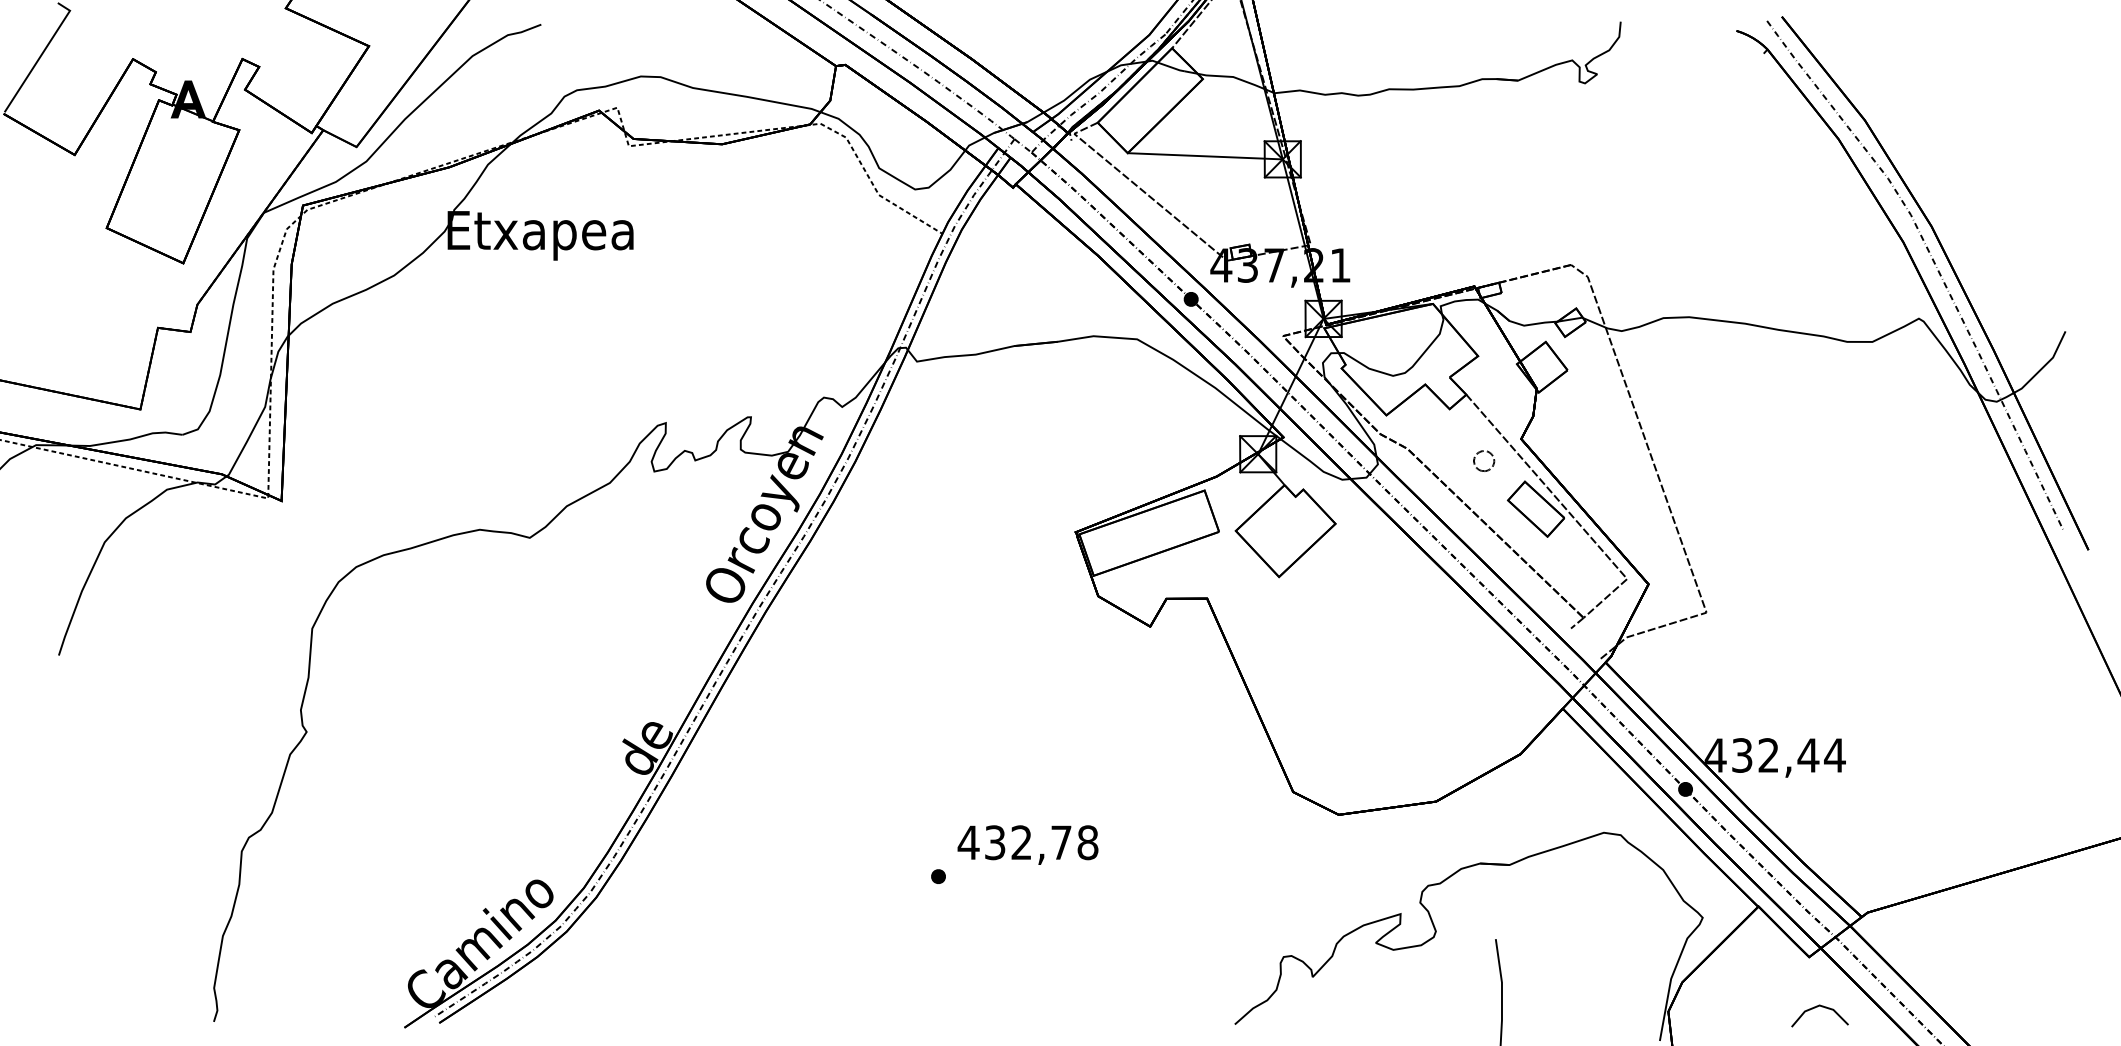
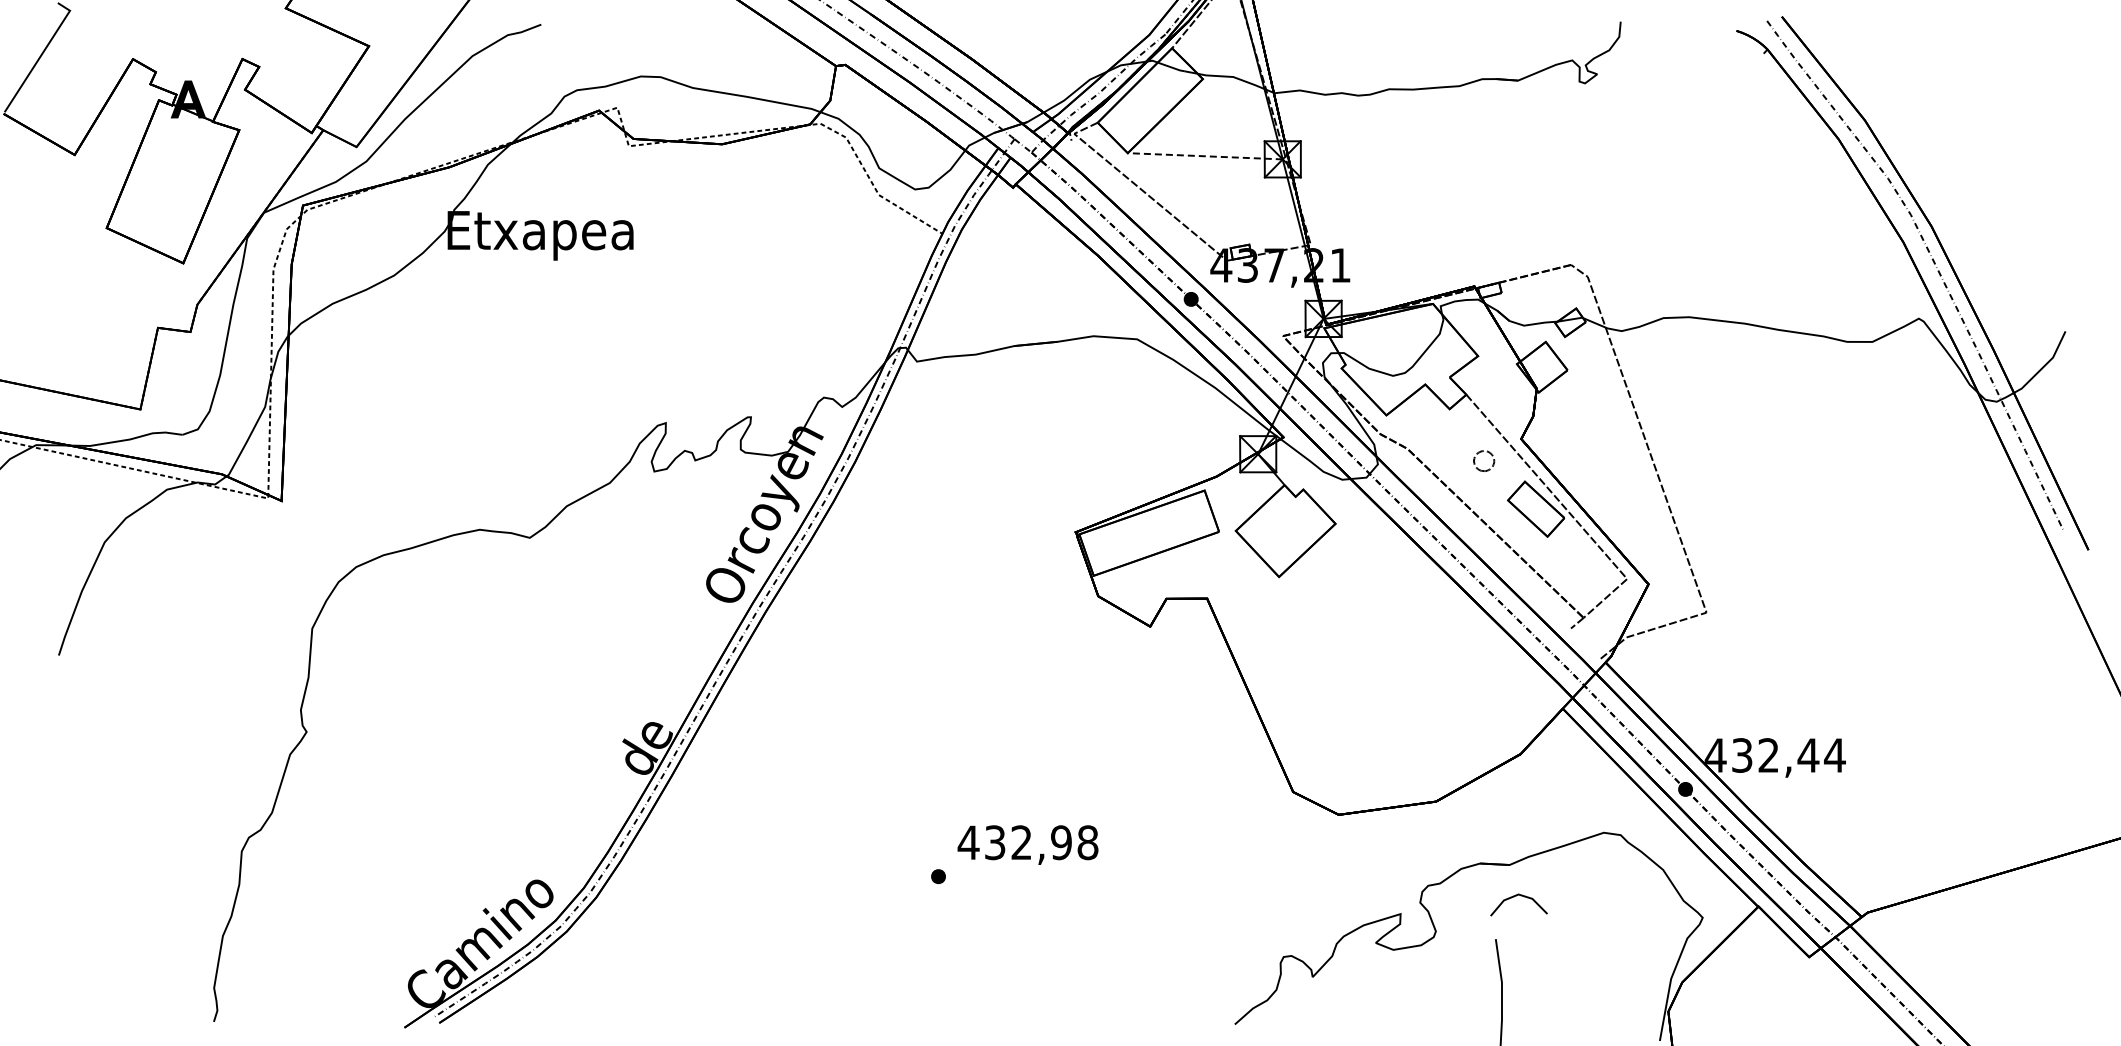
line: solid -> dashed (1205, 156)
text: 432,78 -> 432,98 (1061, 842)
line position: (1815, 1008) -> (1514, 897) (1514, 897)
